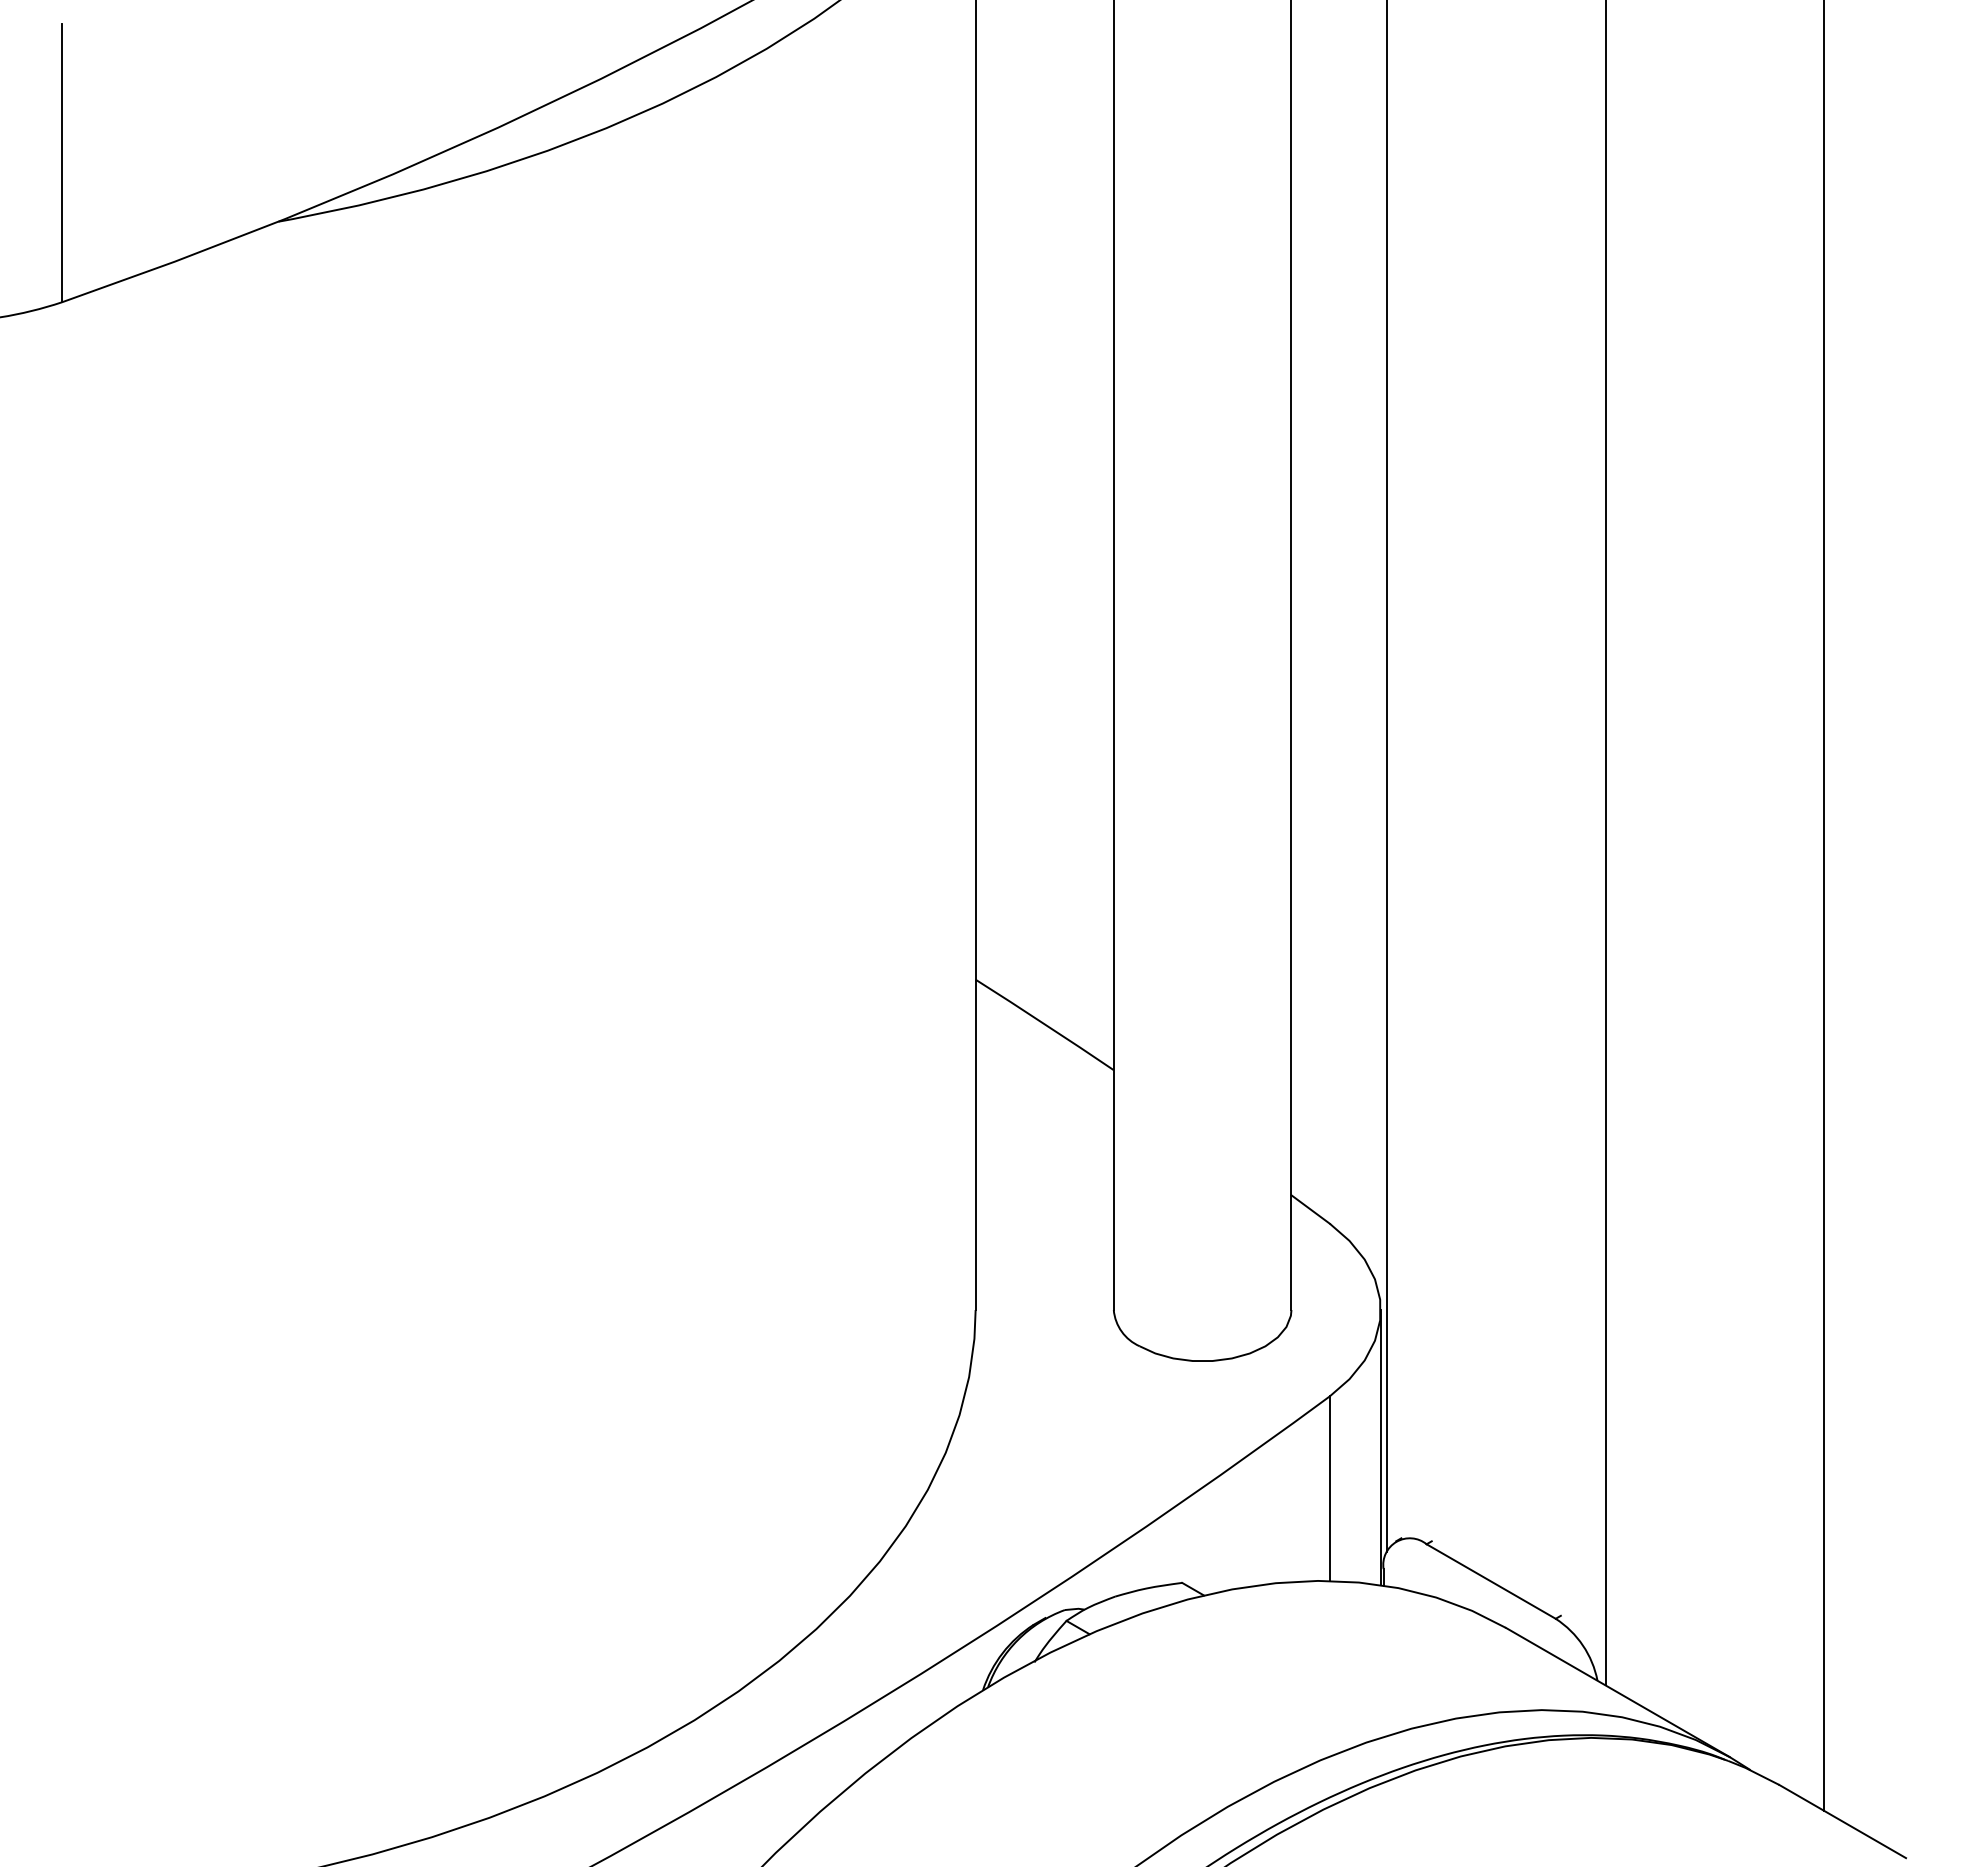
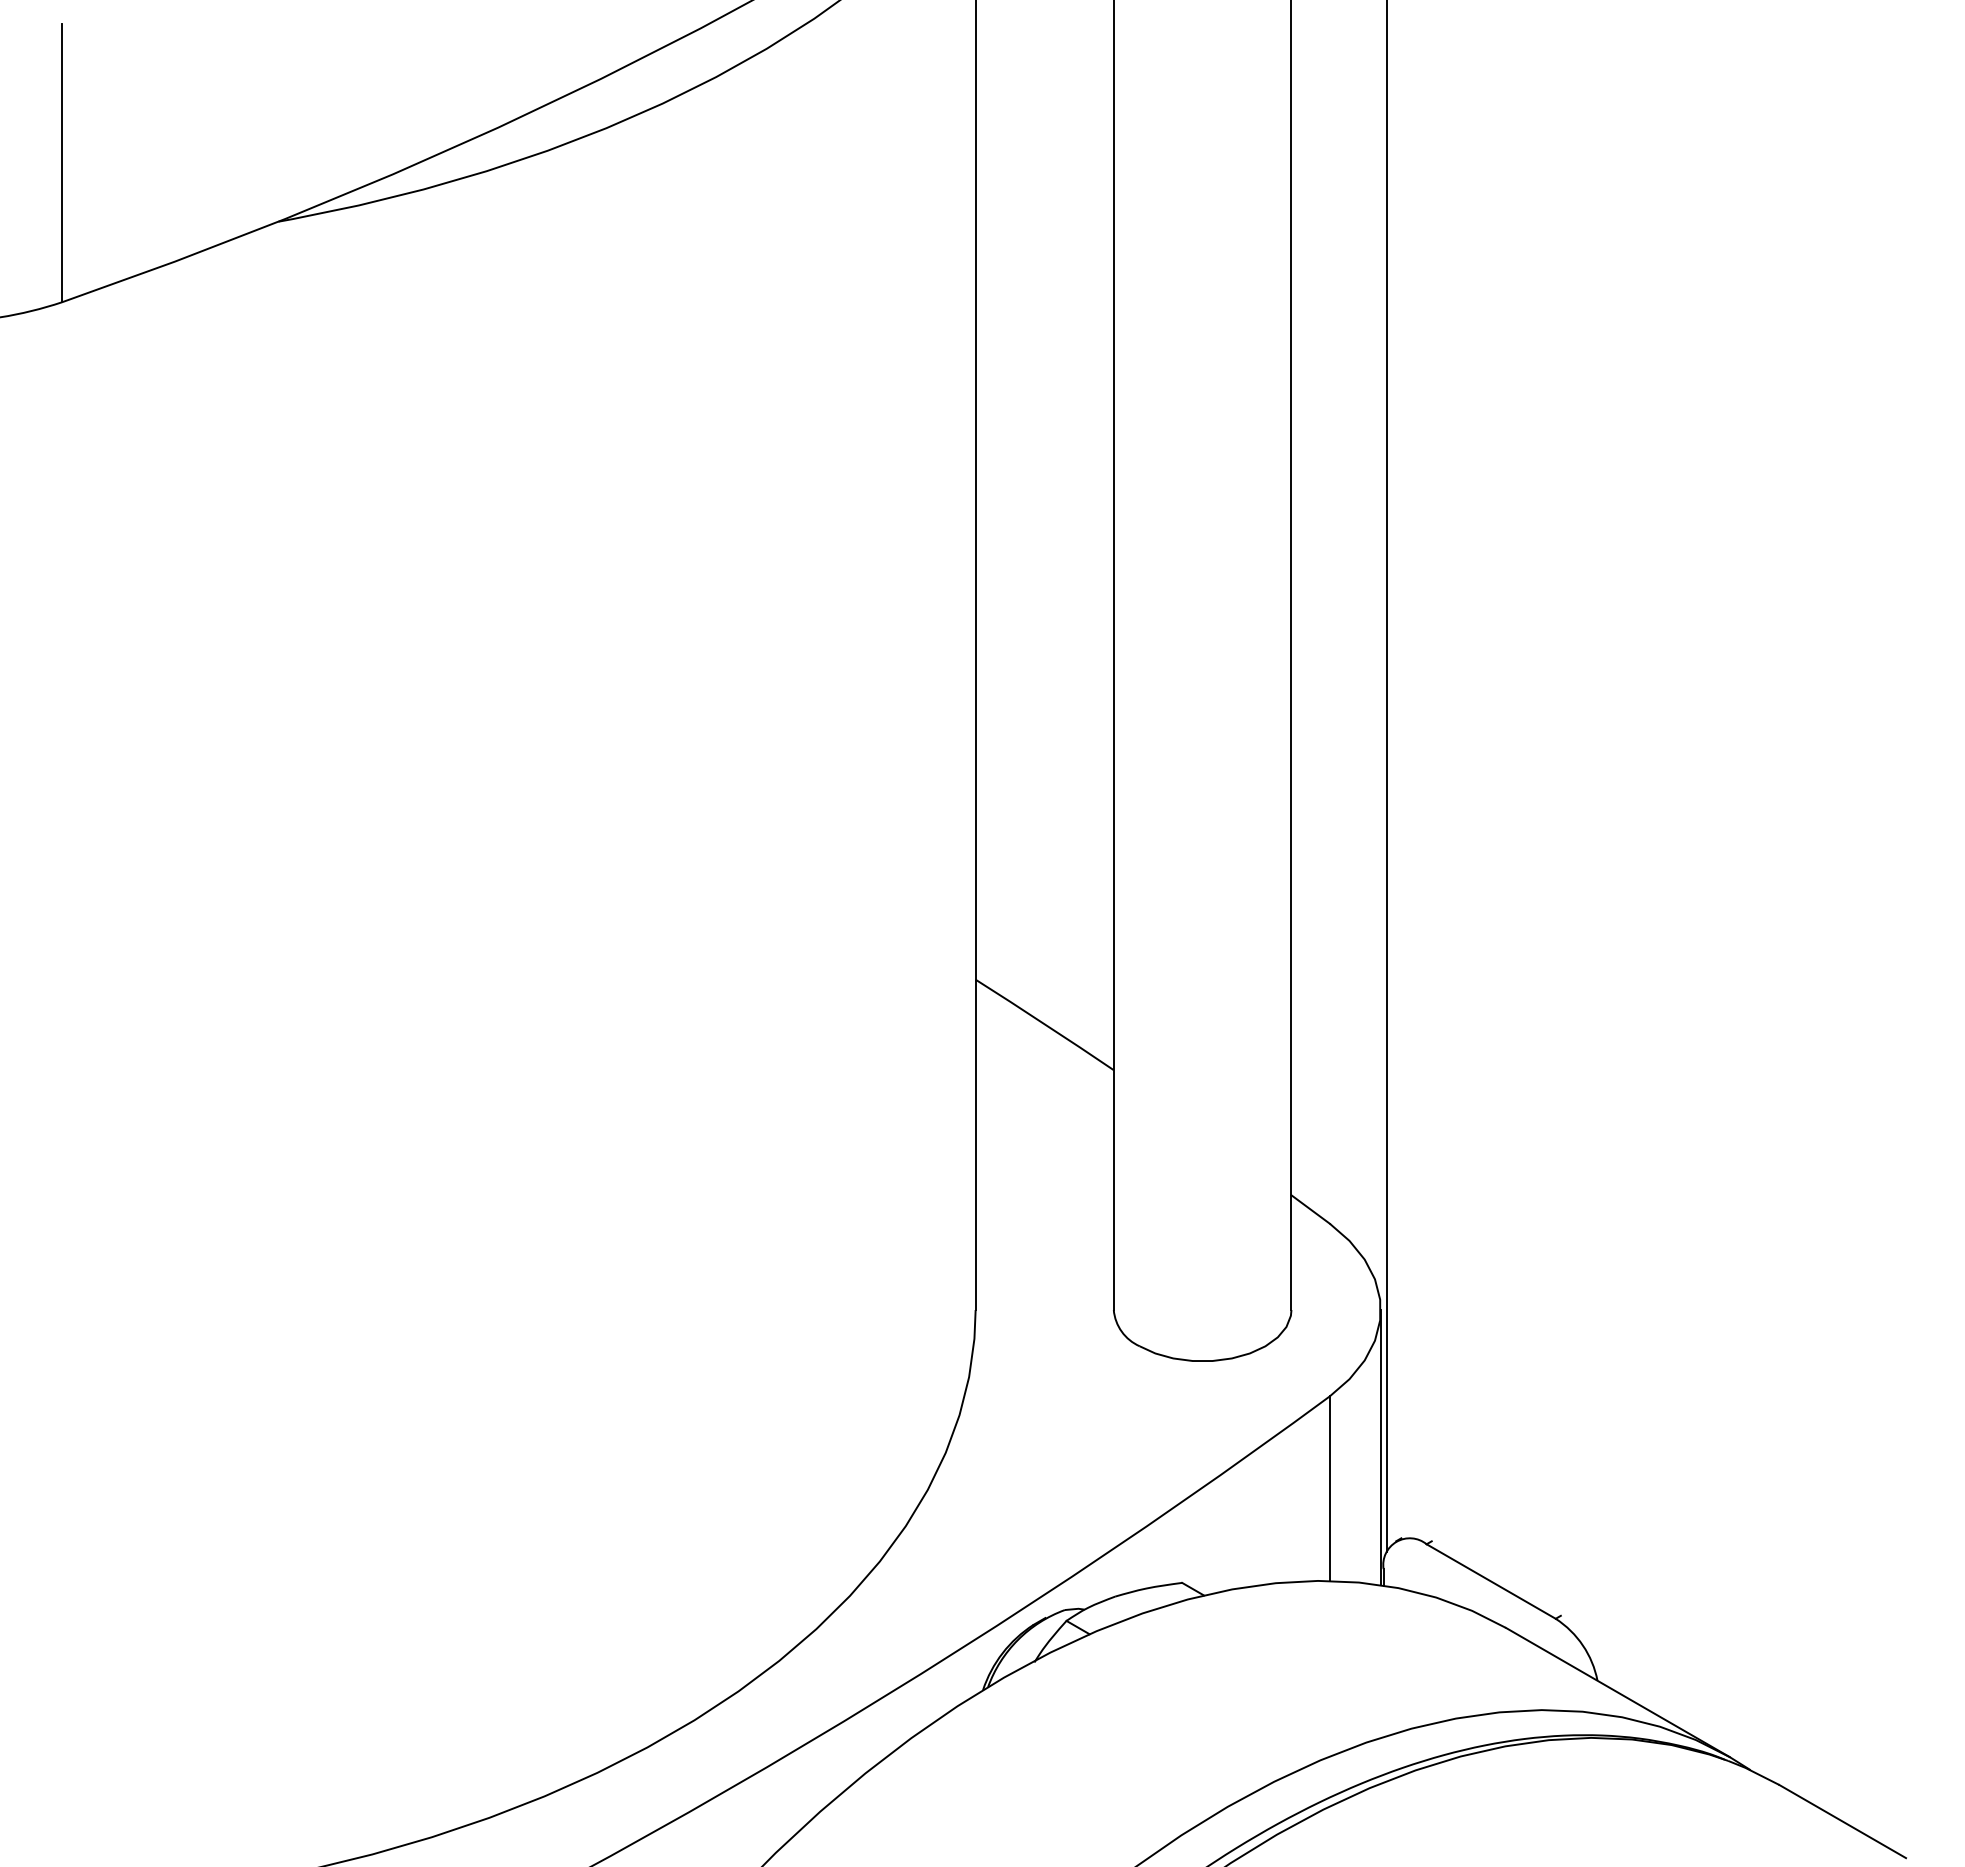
line: present -> none (1605, 843)
line: present -> none (1824, 906)
